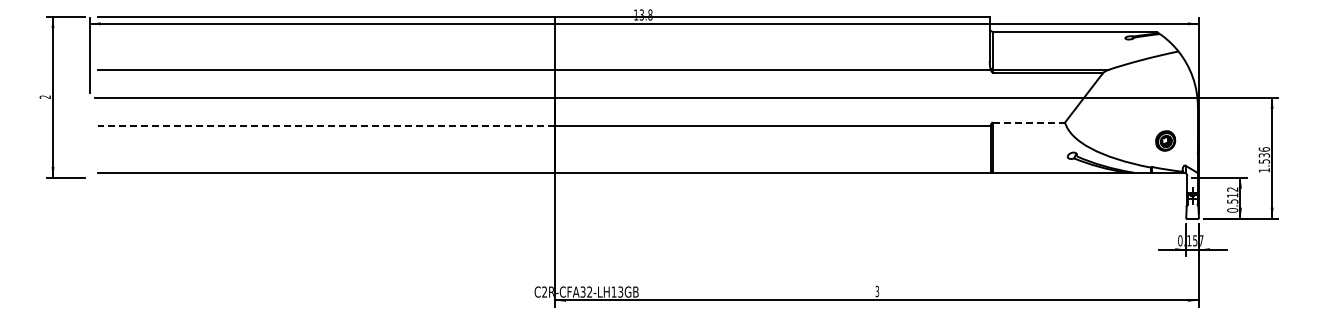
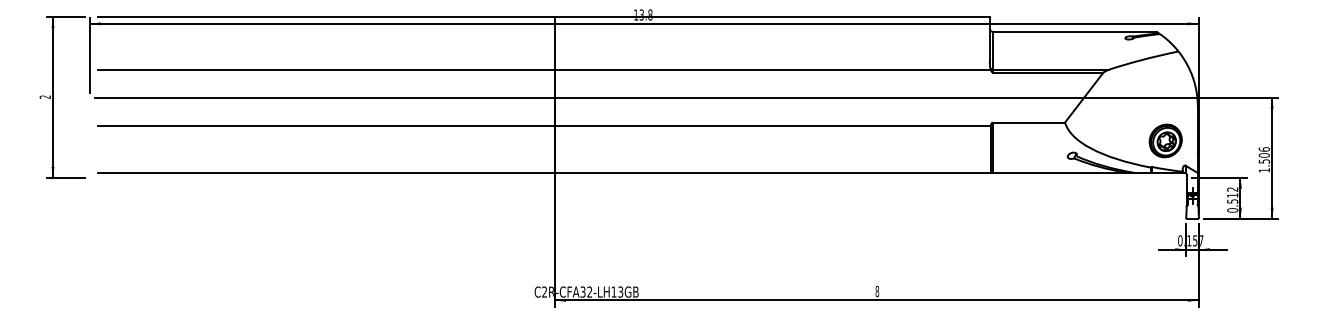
line: dashed -> solid (1029, 122)
line: dashed -> solid (326, 125)
part size: 22x22 px -> 35x36 px (1165, 140)
text: 1.536 -> 1.506 (1263, 155)
text: 3 -> 8 (877, 291)
